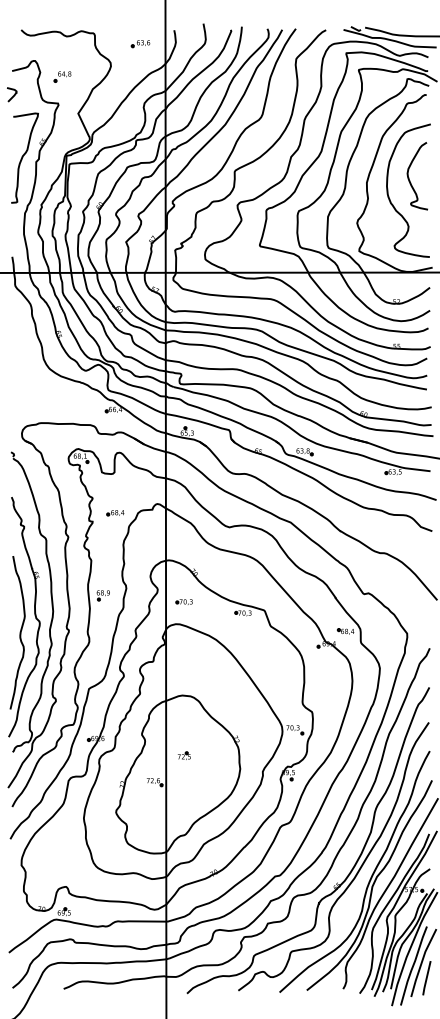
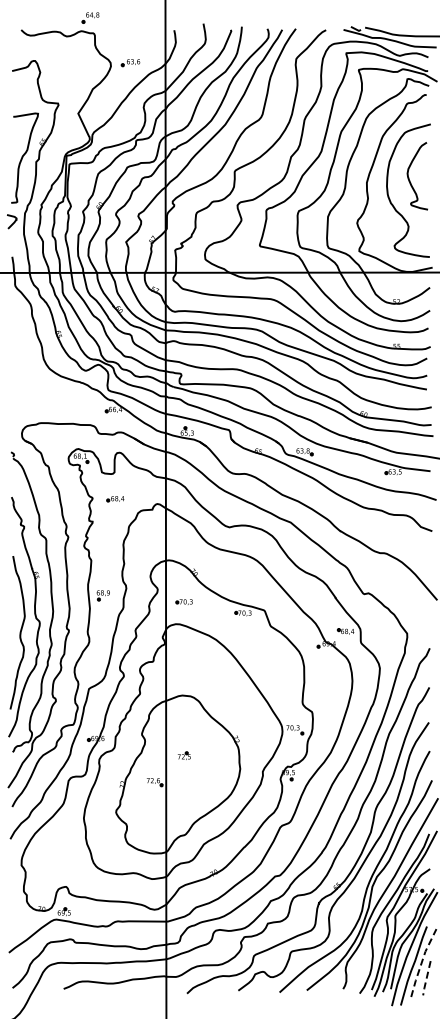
part position: (140, 44) -> (130, 63) (130, 63)
part position: (62, 76) -> (90, 17) (90, 17)
curve position: (13, 95) -> (13, 222) (13, 222)
part position: (115, 513) -> (115, 499) (115, 499)
line: solid -> dashed (422, 961)
line: solid -> dashed (426, 979)
